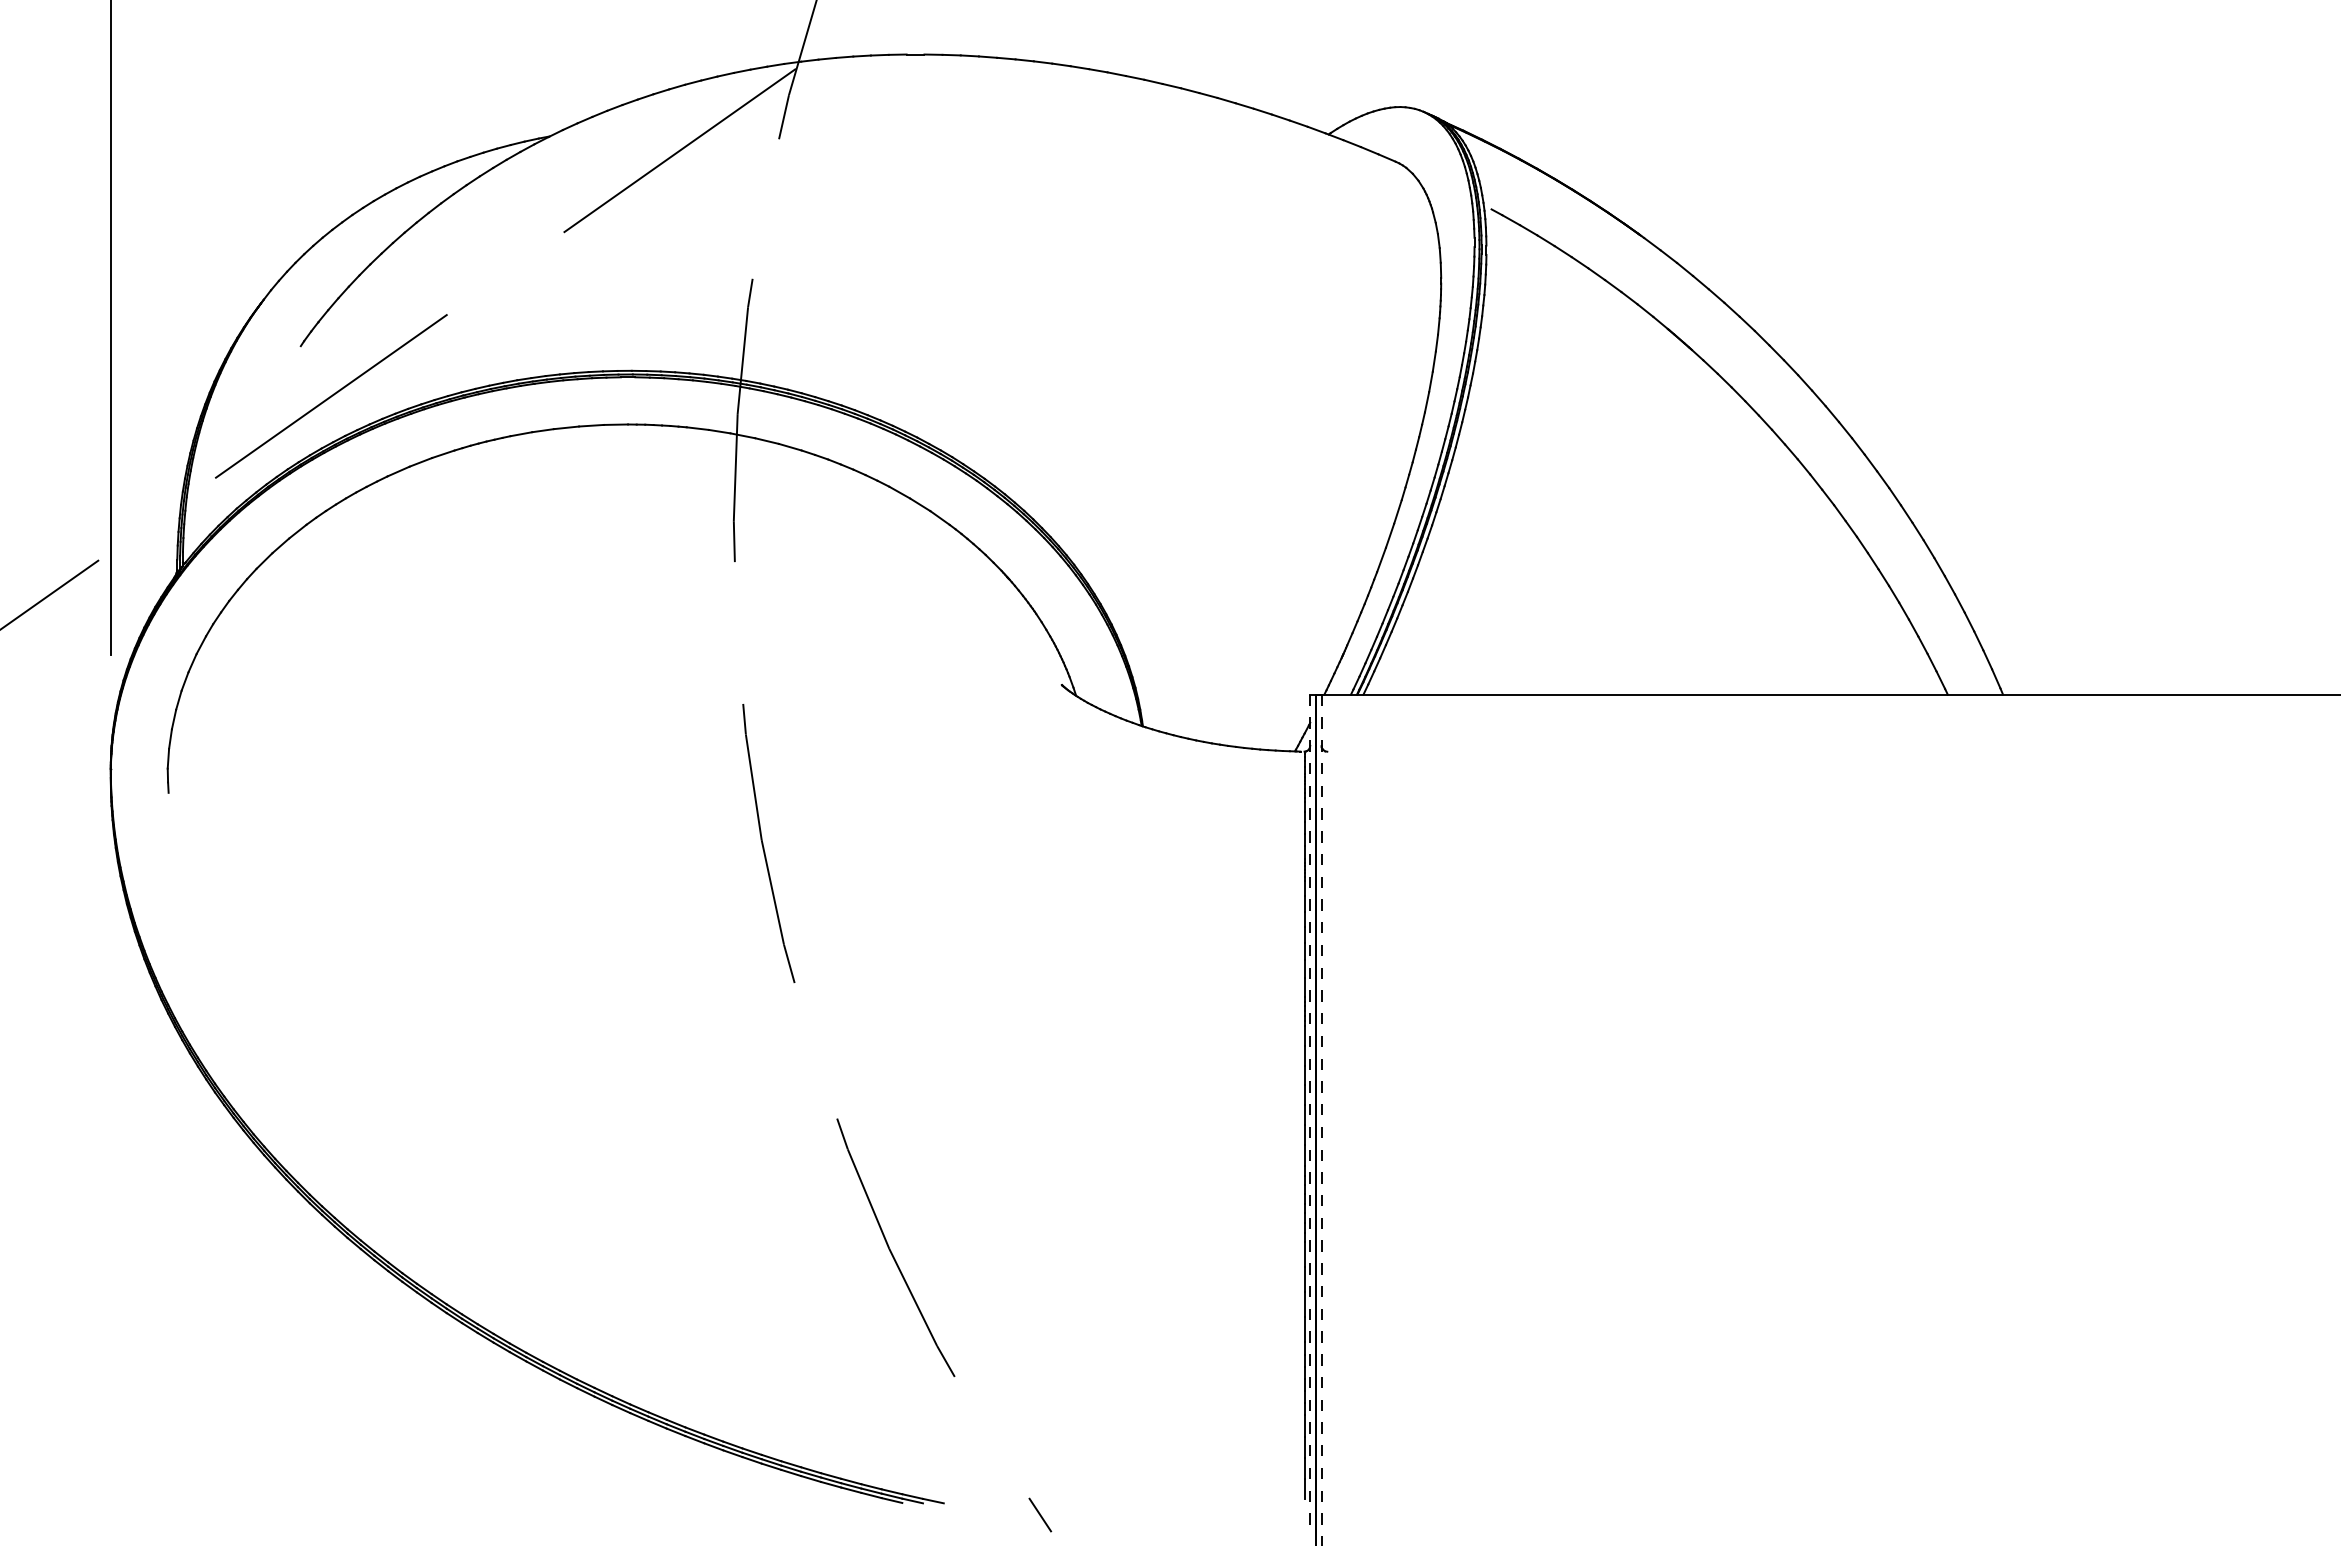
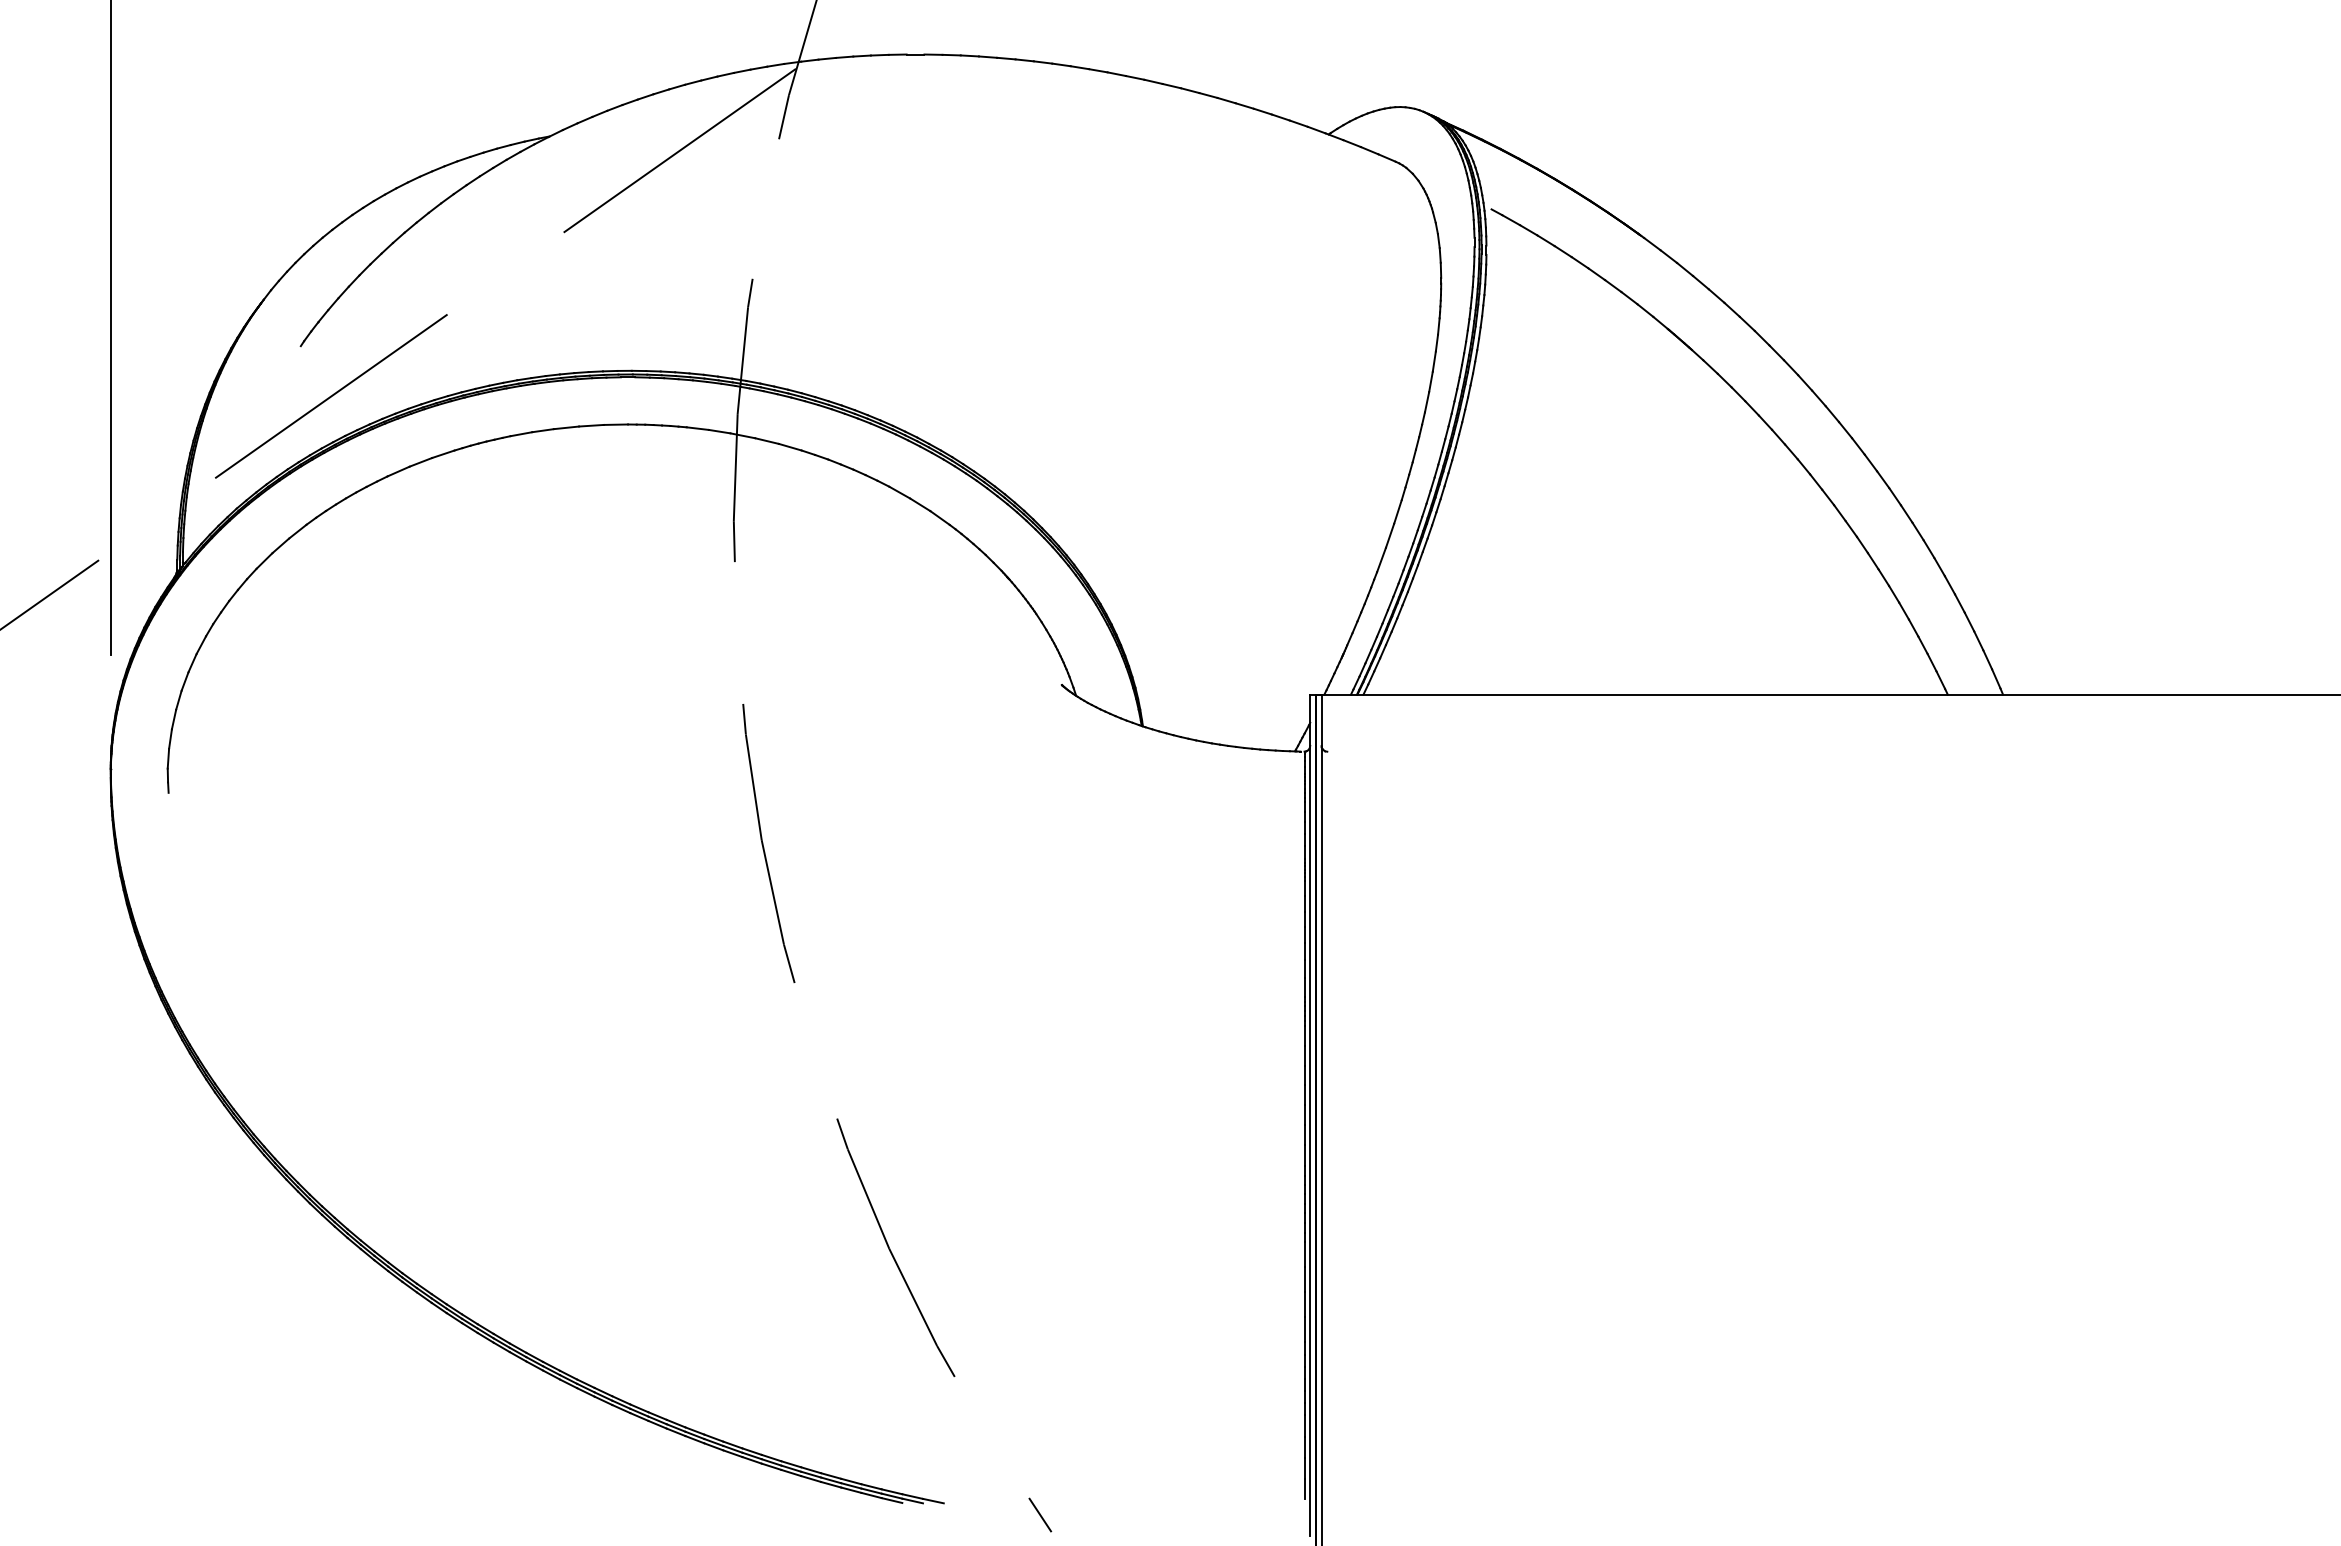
line: dashed -> solid (1310, 1115)
line: dashed -> solid (1321, 1119)
